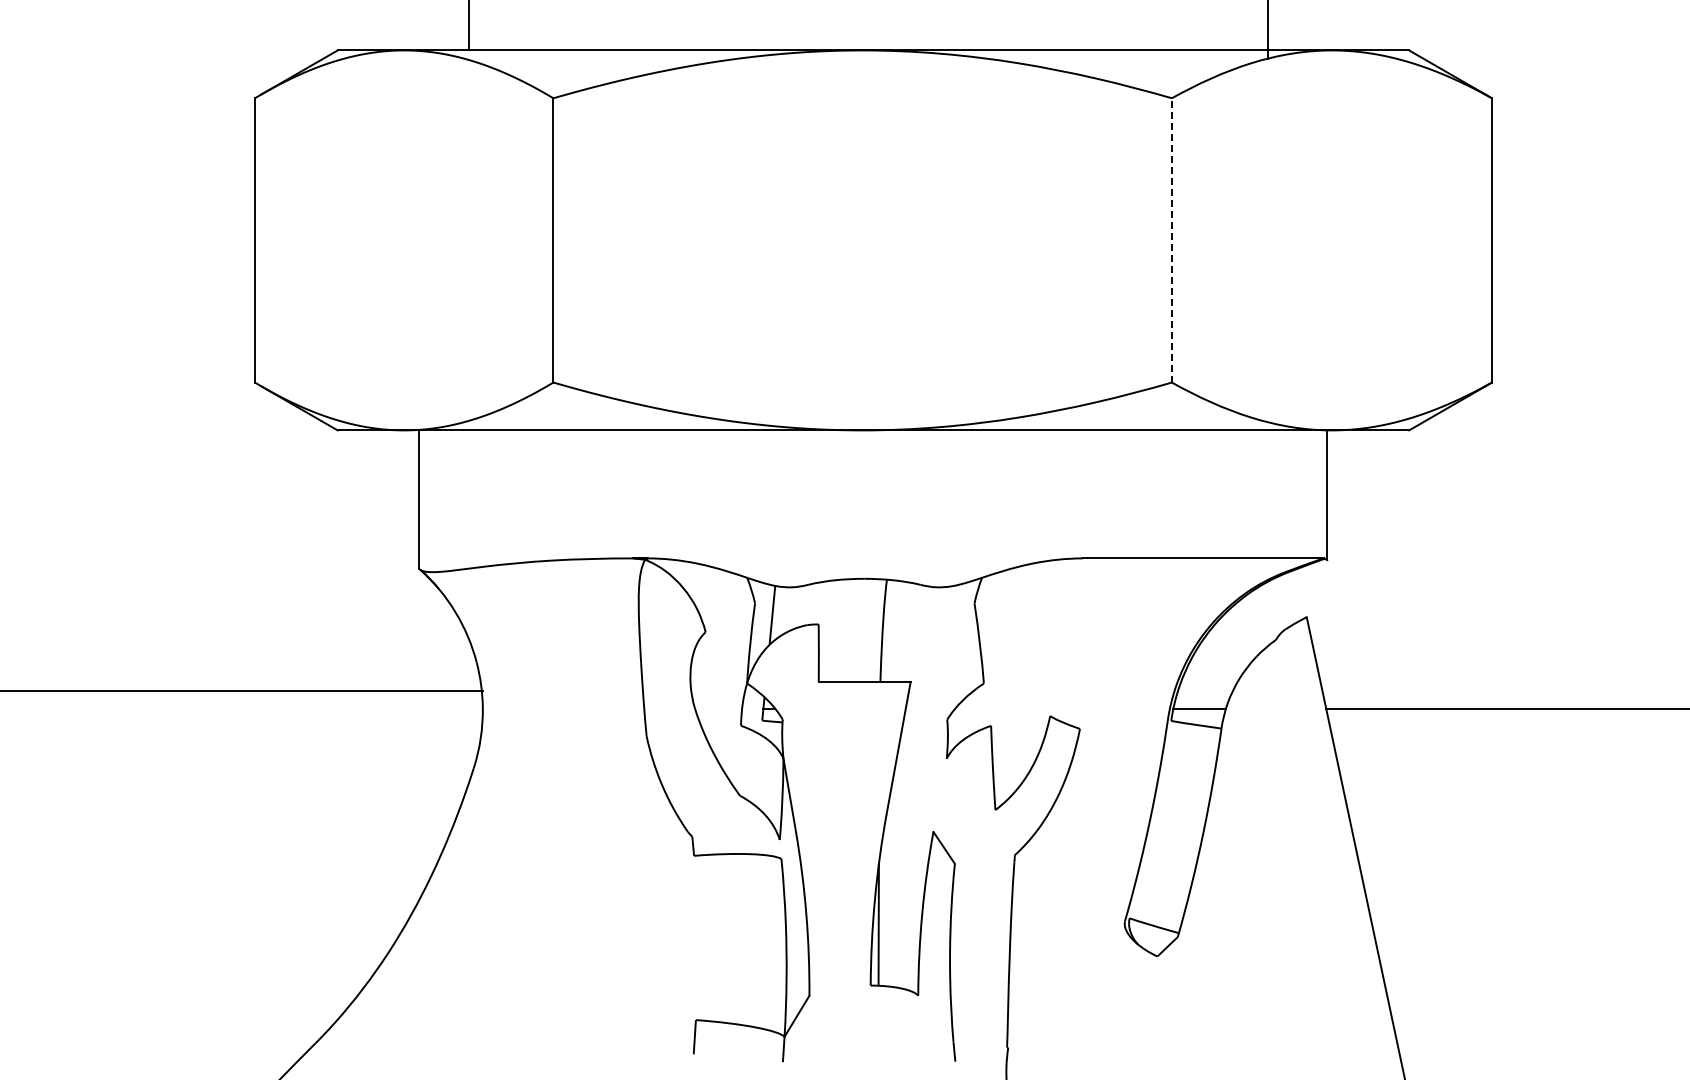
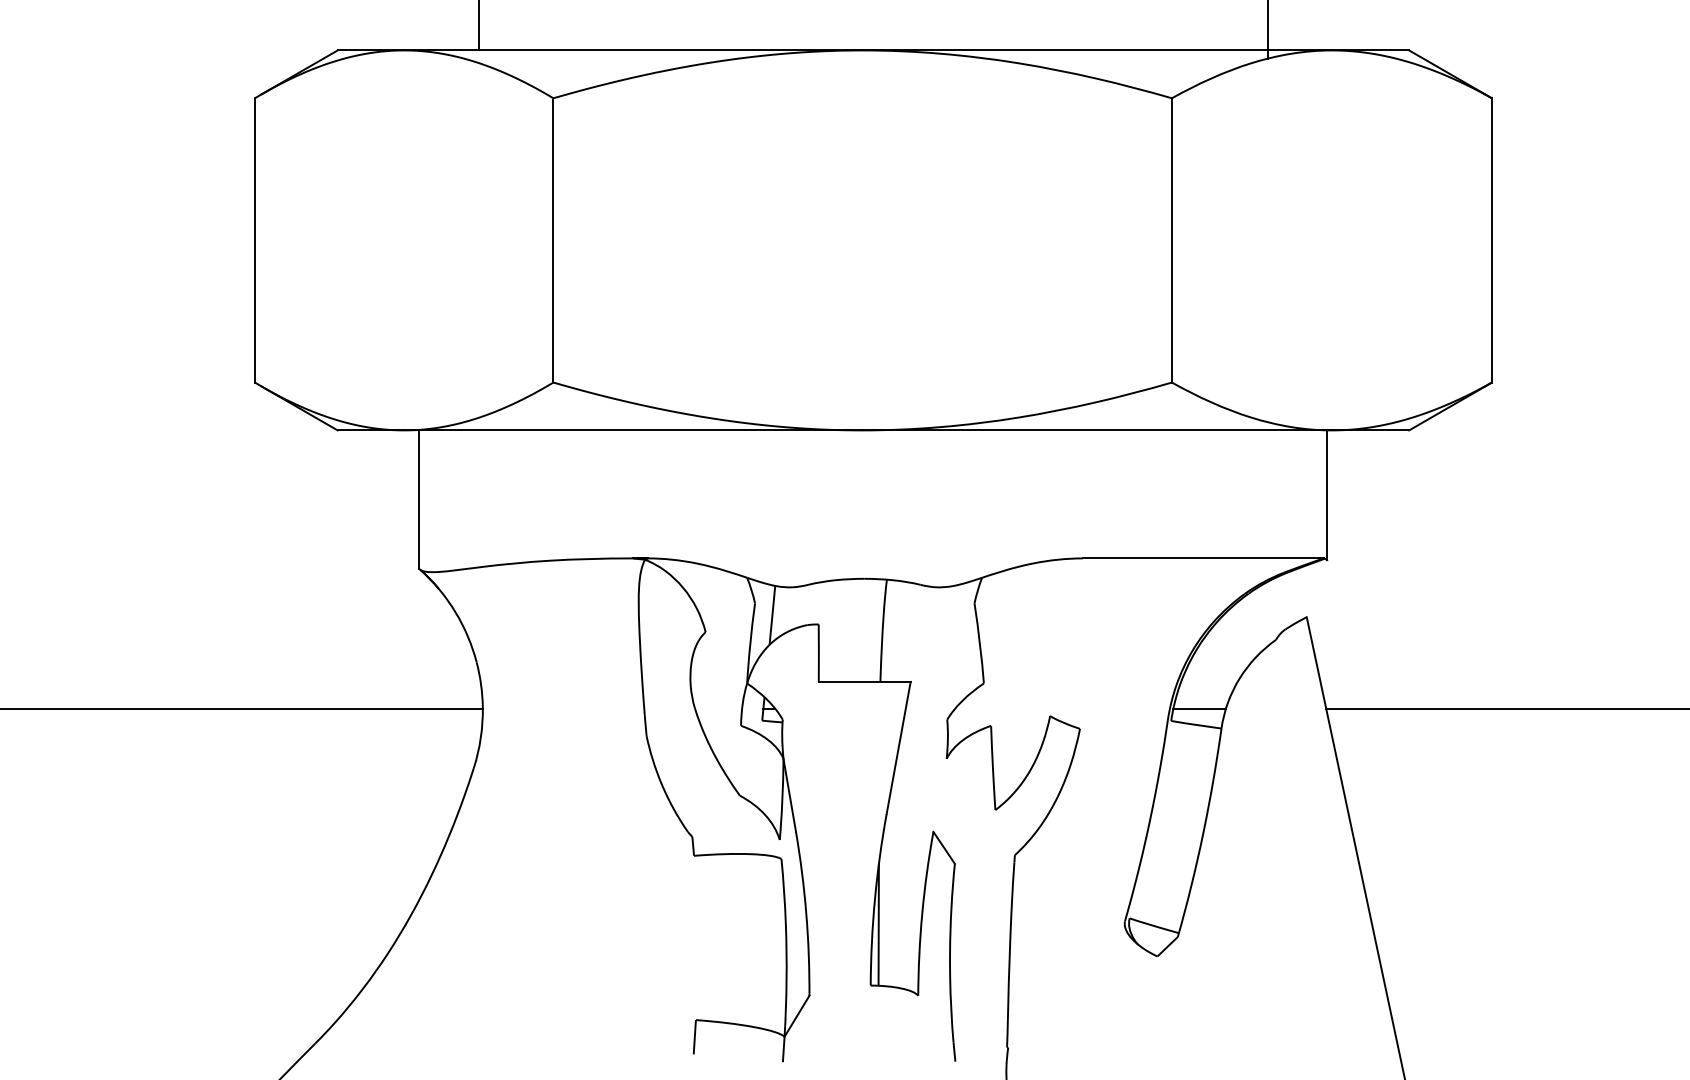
line position: (469, 26) -> (479, 26) (479, 26)
line: dashed -> solid (1171, 239)
line position: (242, 690) -> (242, 708) (242, 708)
